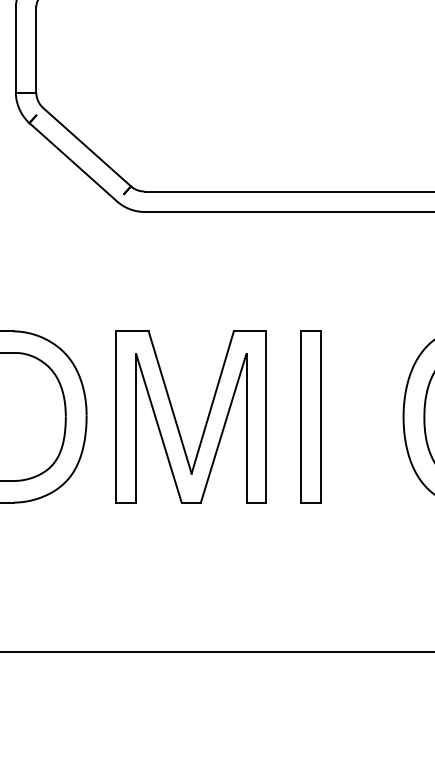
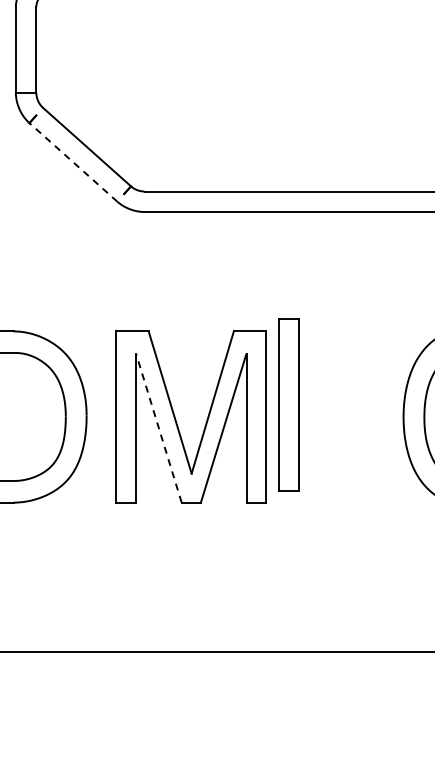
line: solid -> dashed (73, 162)
part position: (310, 416) -> (288, 404) (288, 404)
line: solid -> dashed (158, 428)
